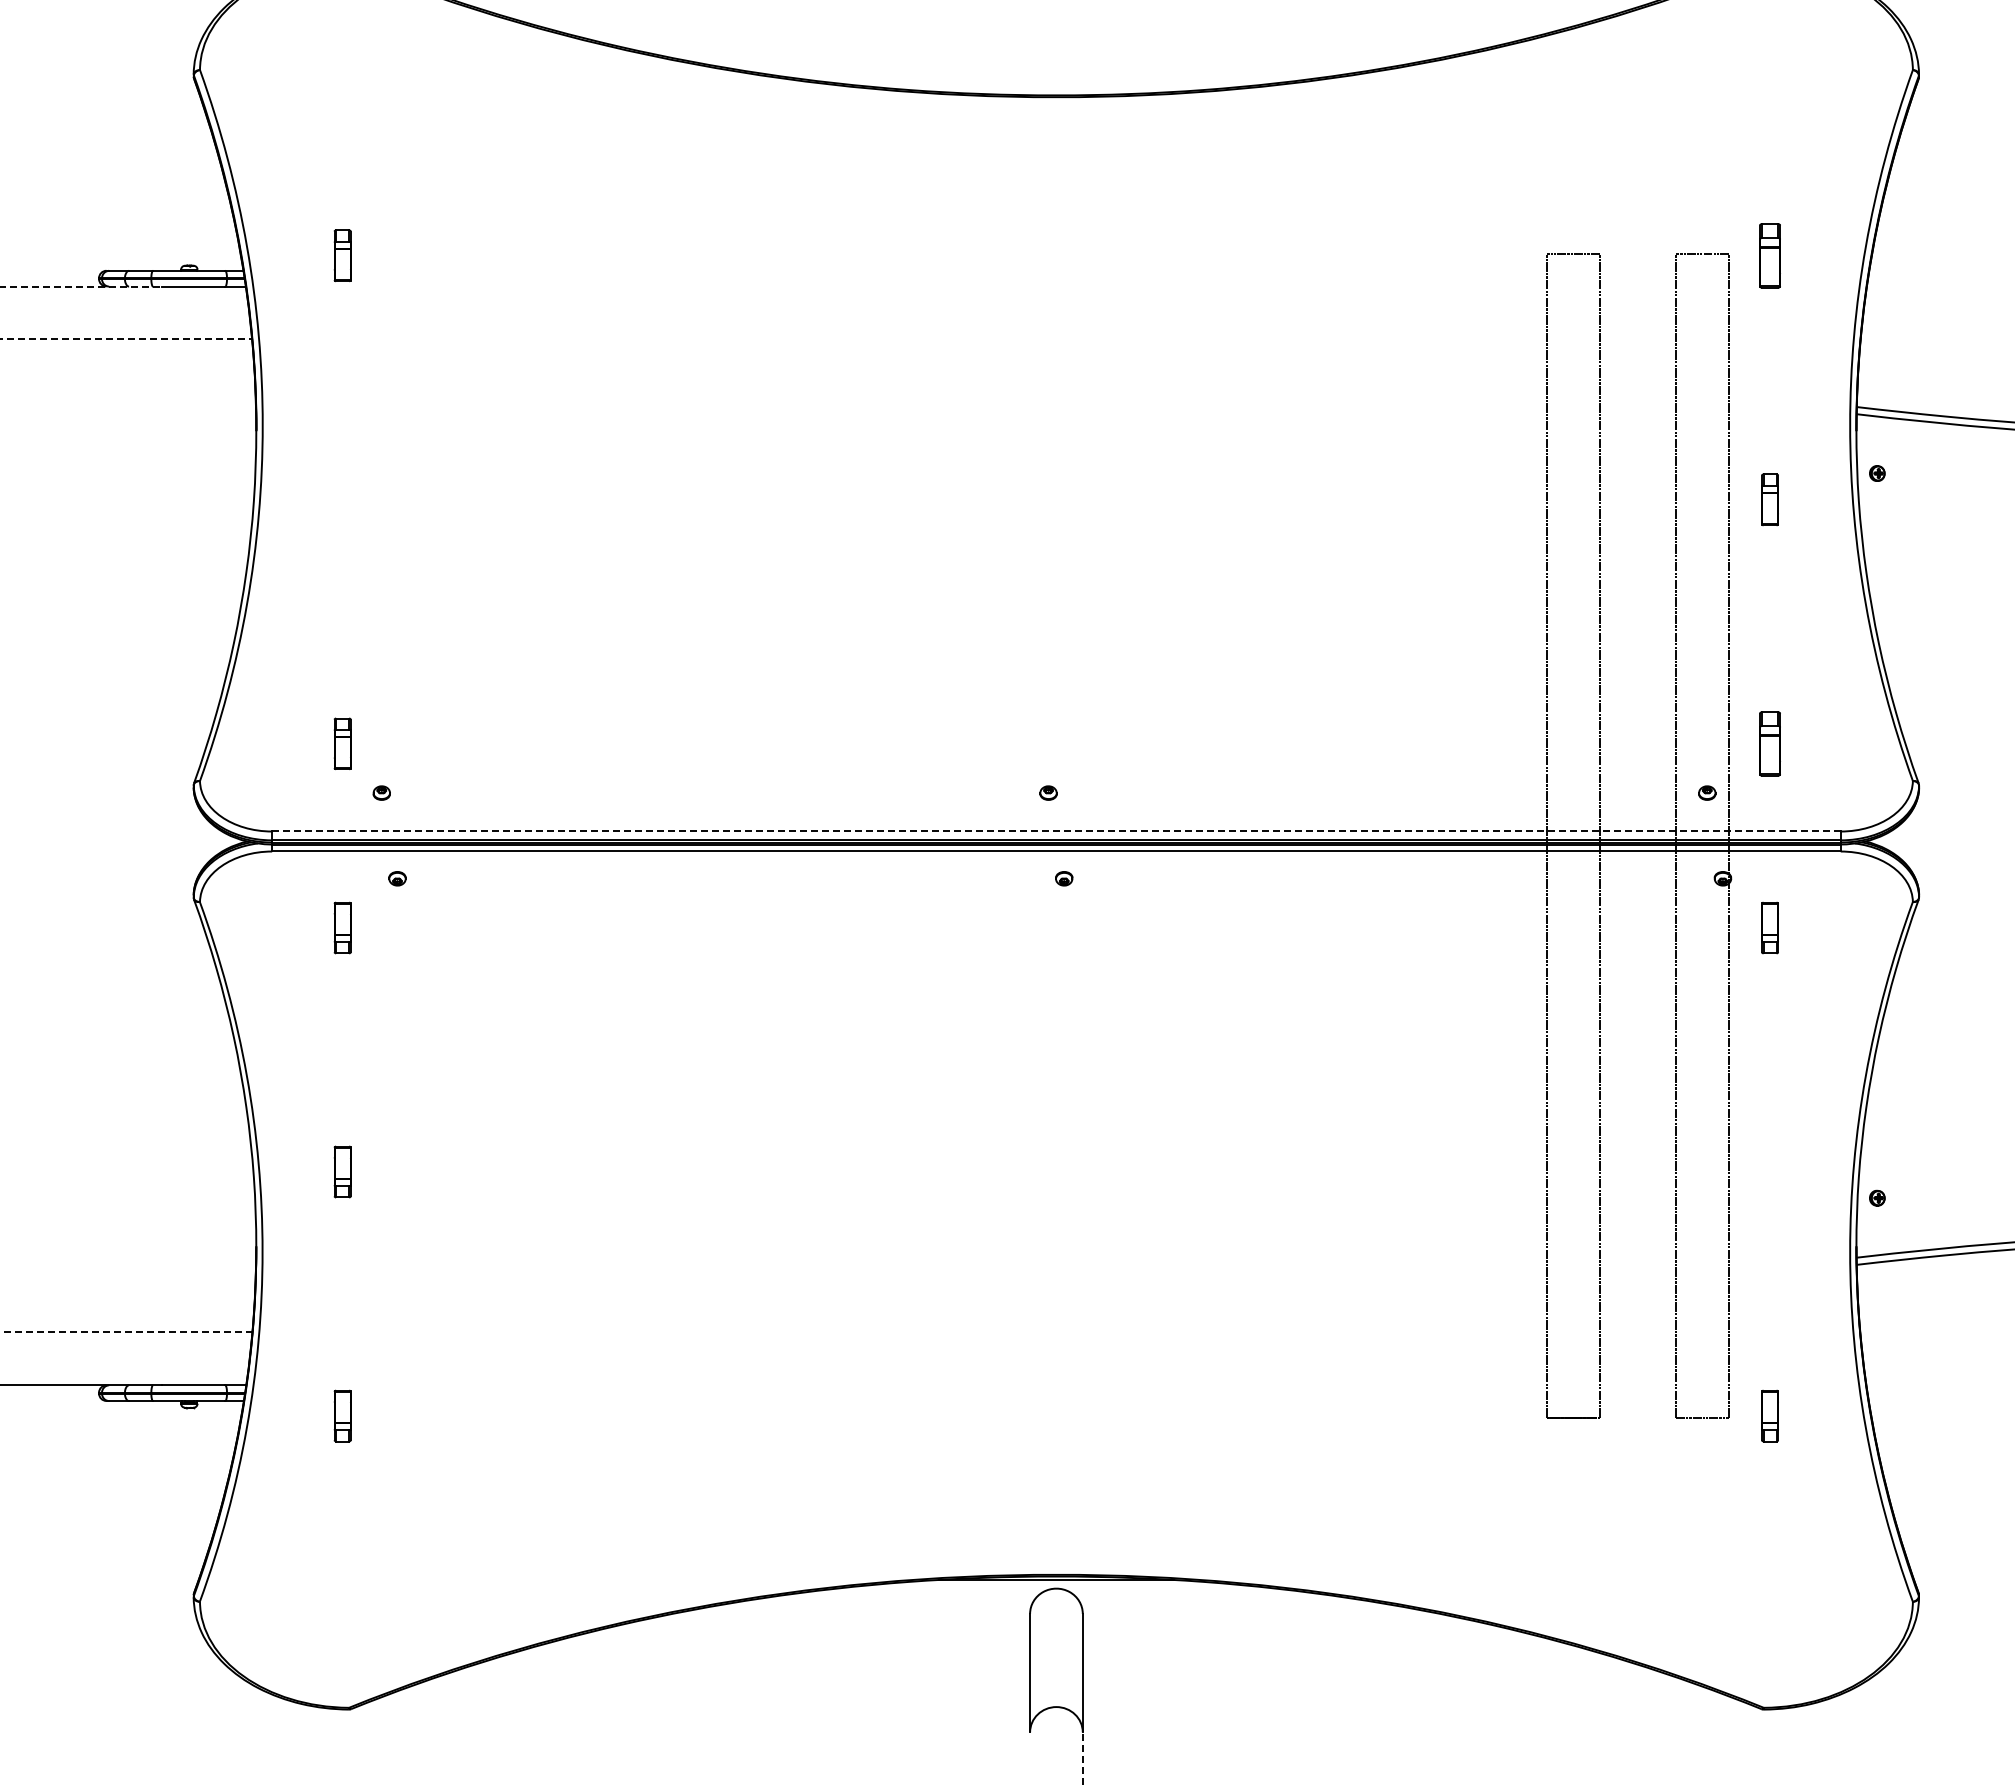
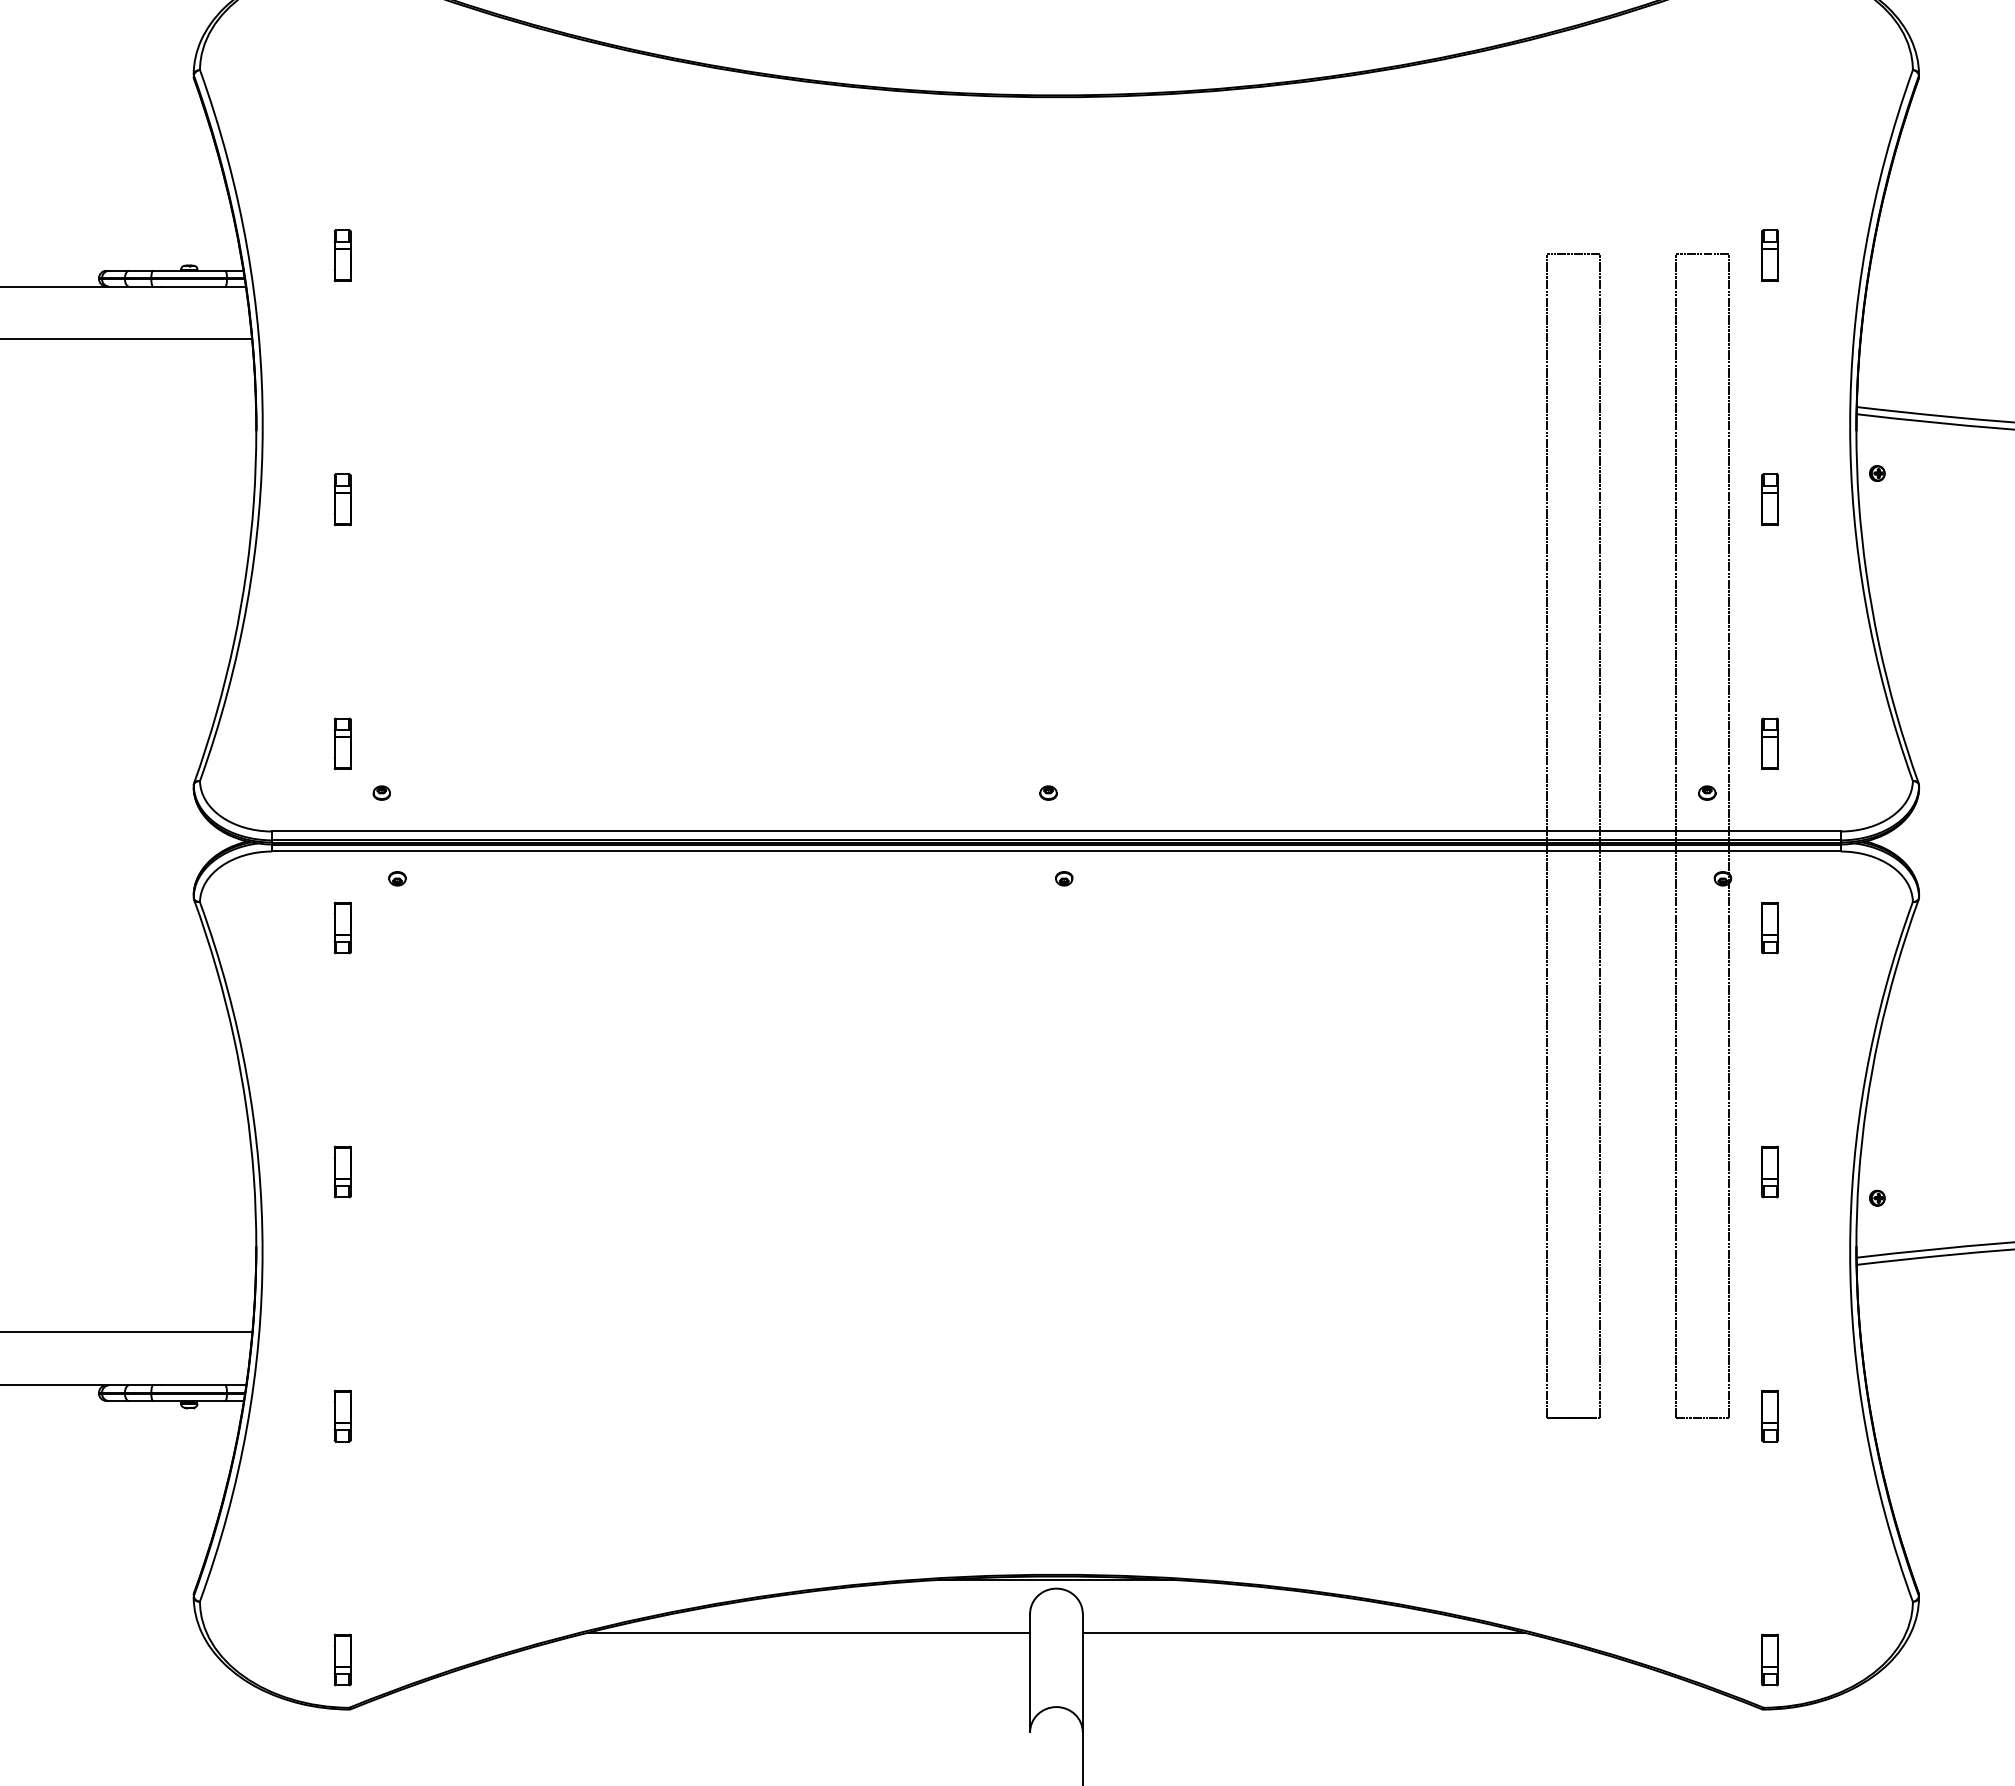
part size: 22x66 px -> 18x53 px (1769, 255)
line: dashed -> solid (80, 286)
line: dashed -> solid (126, 339)
part: none -> present (342, 499)
part size: 22x66 px -> 18x53 px (1769, 743)
line: dashed -> solid (1055, 831)
part: none -> present (1769, 1171)
line: dashed -> solid (126, 1332)
line: none -> present (808, 1632)
line: none -> present (1303, 1632)
part: none -> present (342, 1659)
part: none -> present (1769, 1659)
line: dashed -> solid (1082, 1758)
